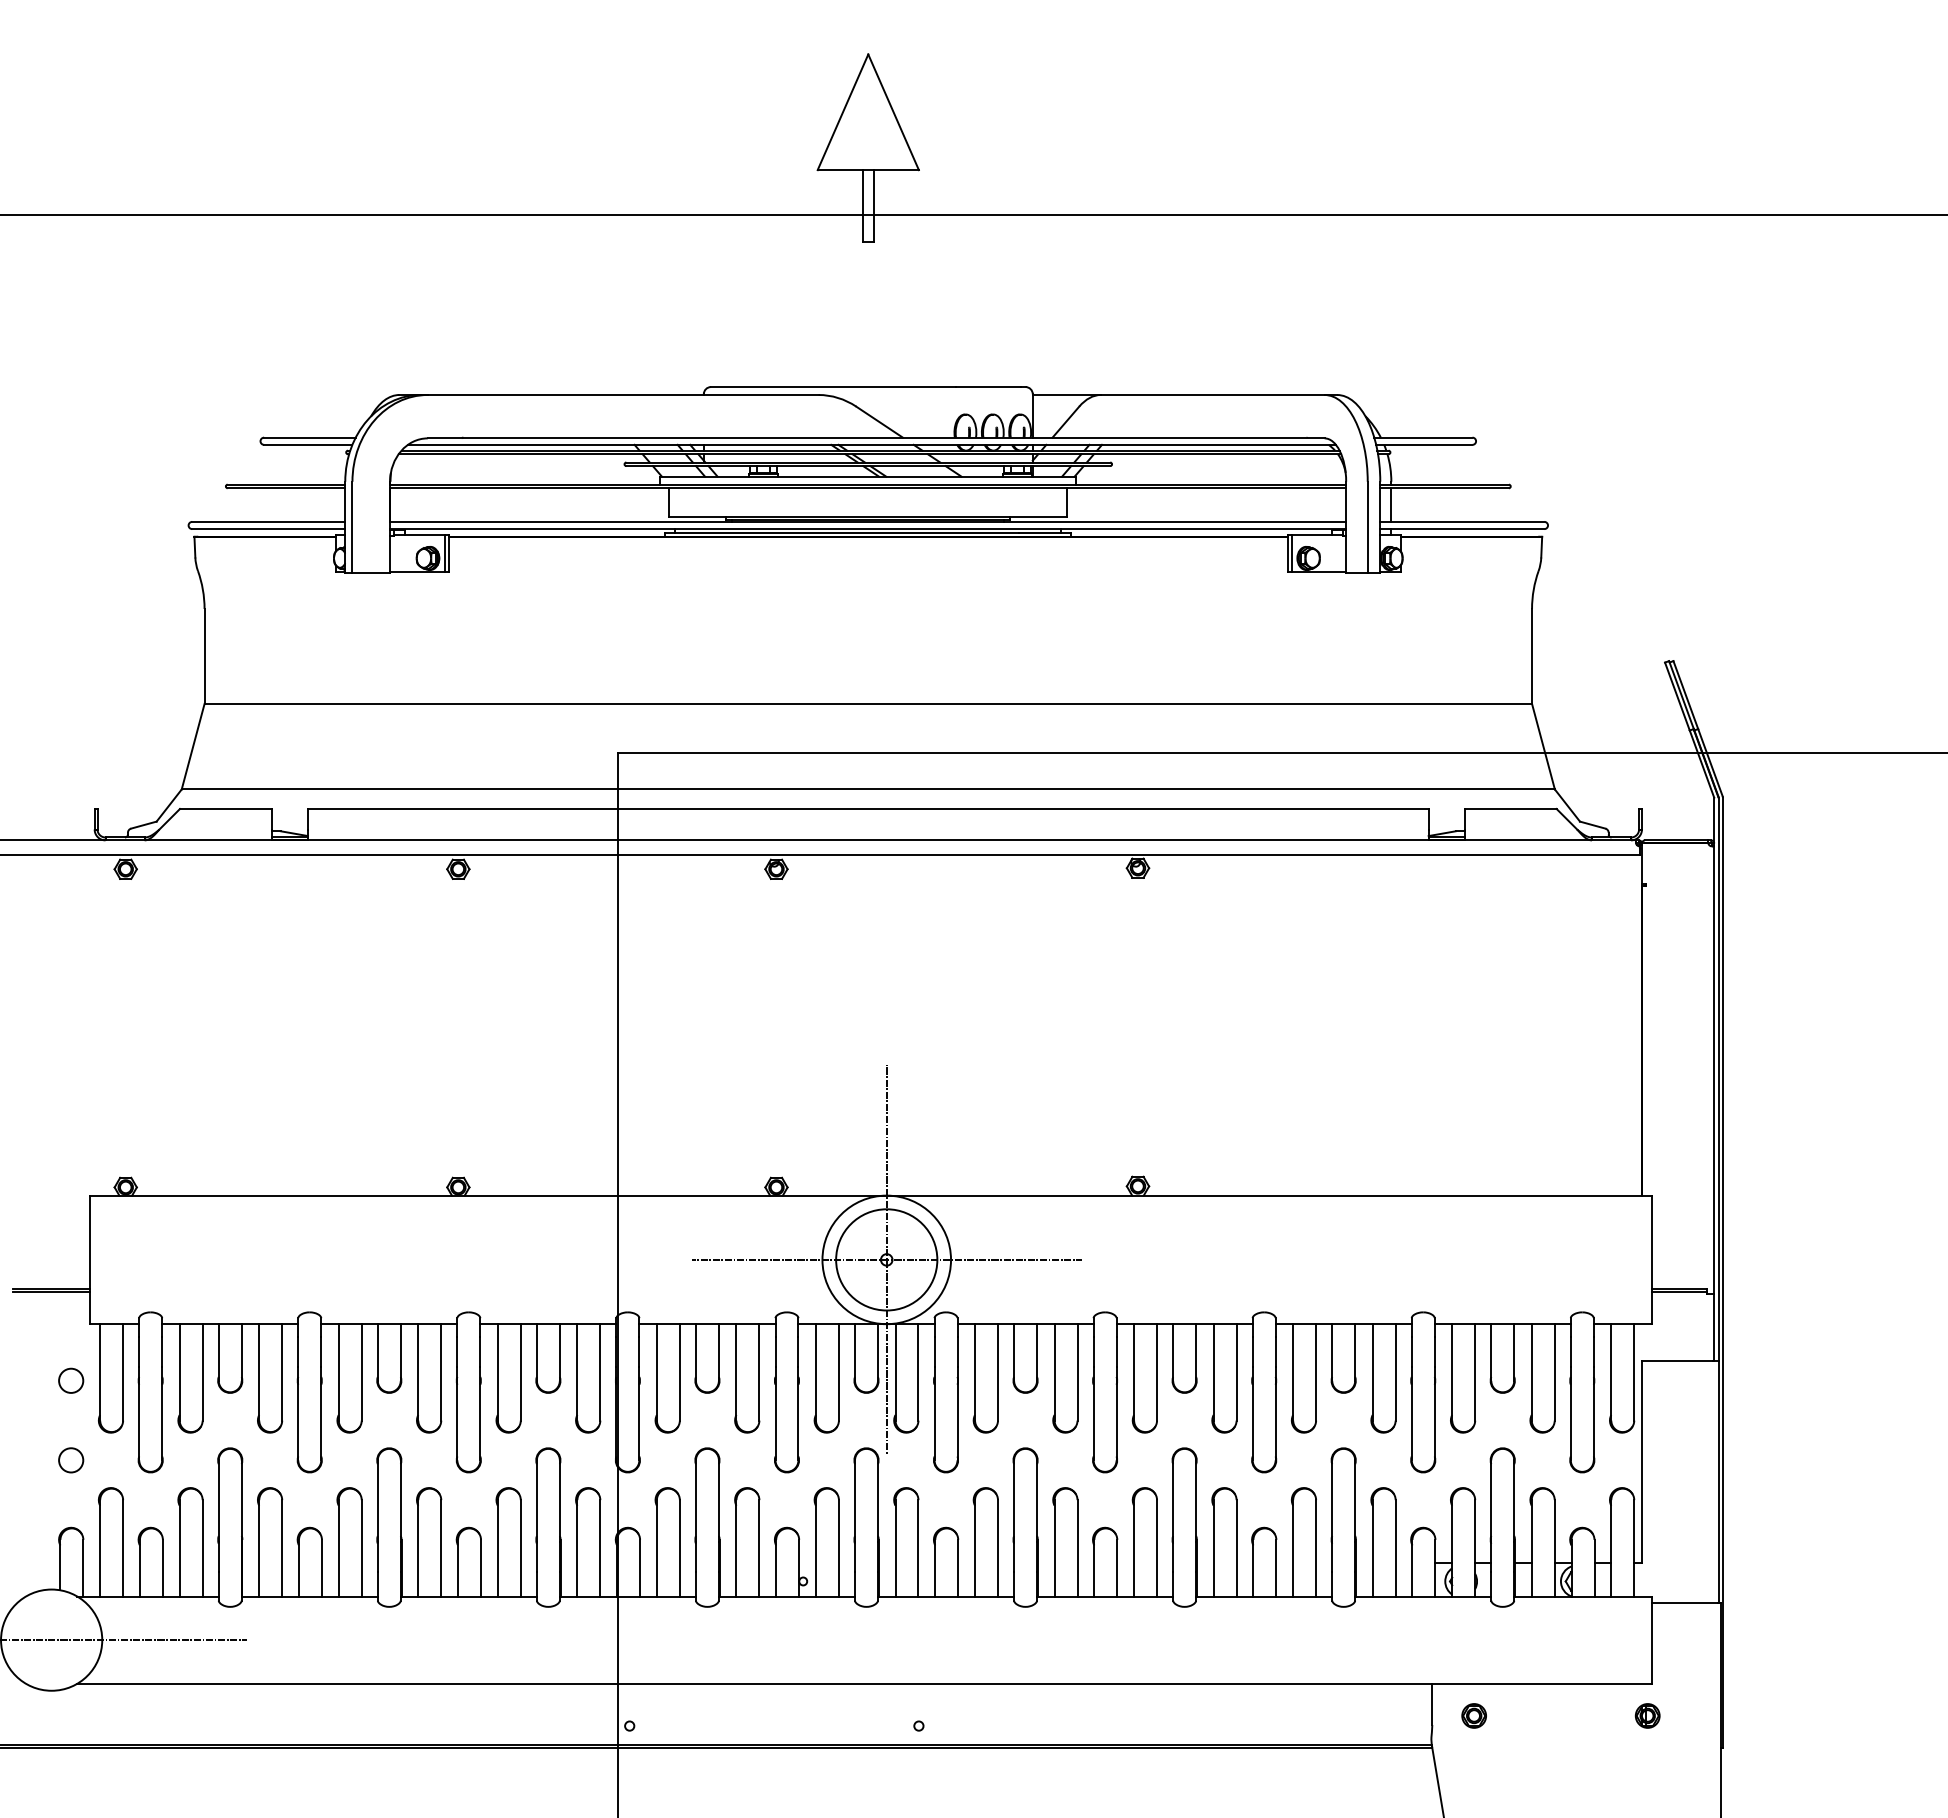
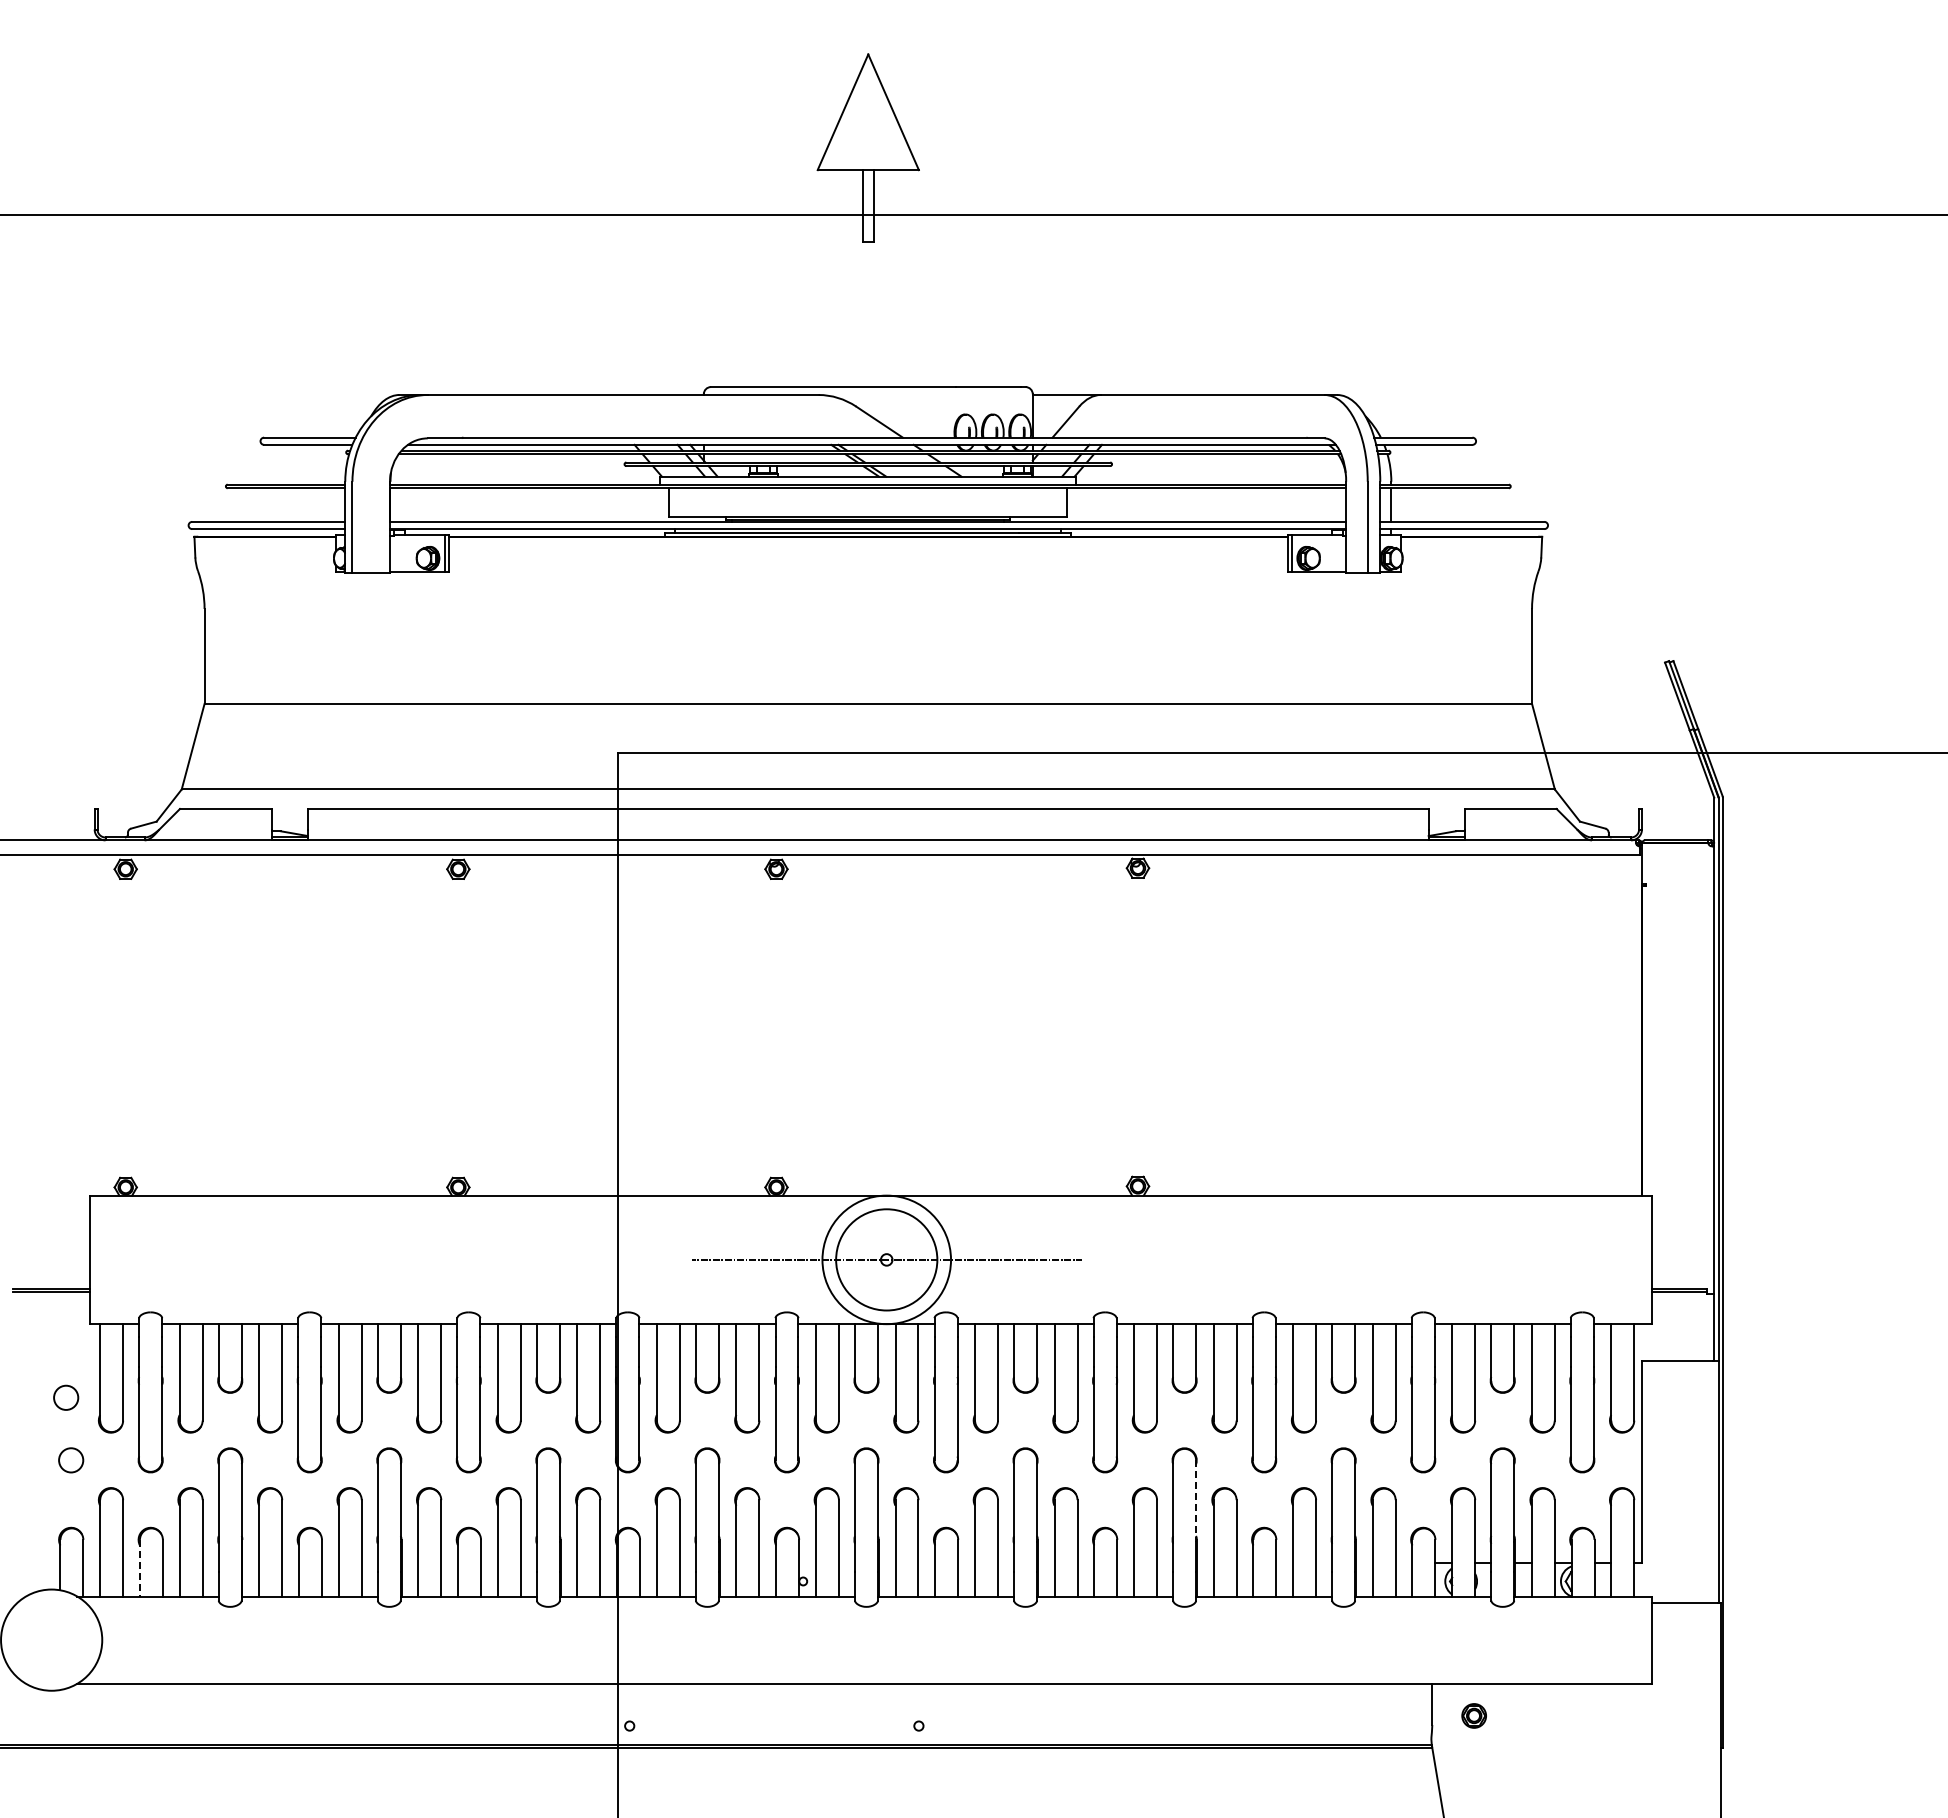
line: present -> none (886, 1259)
circle position: (71, 1380) -> (66, 1397) (66, 1397)
line: solid -> dashed (1196, 1501)
line: solid -> dashed (139, 1568)
line: present -> none (124, 1640)
part: present -> none (1647, 1715)
